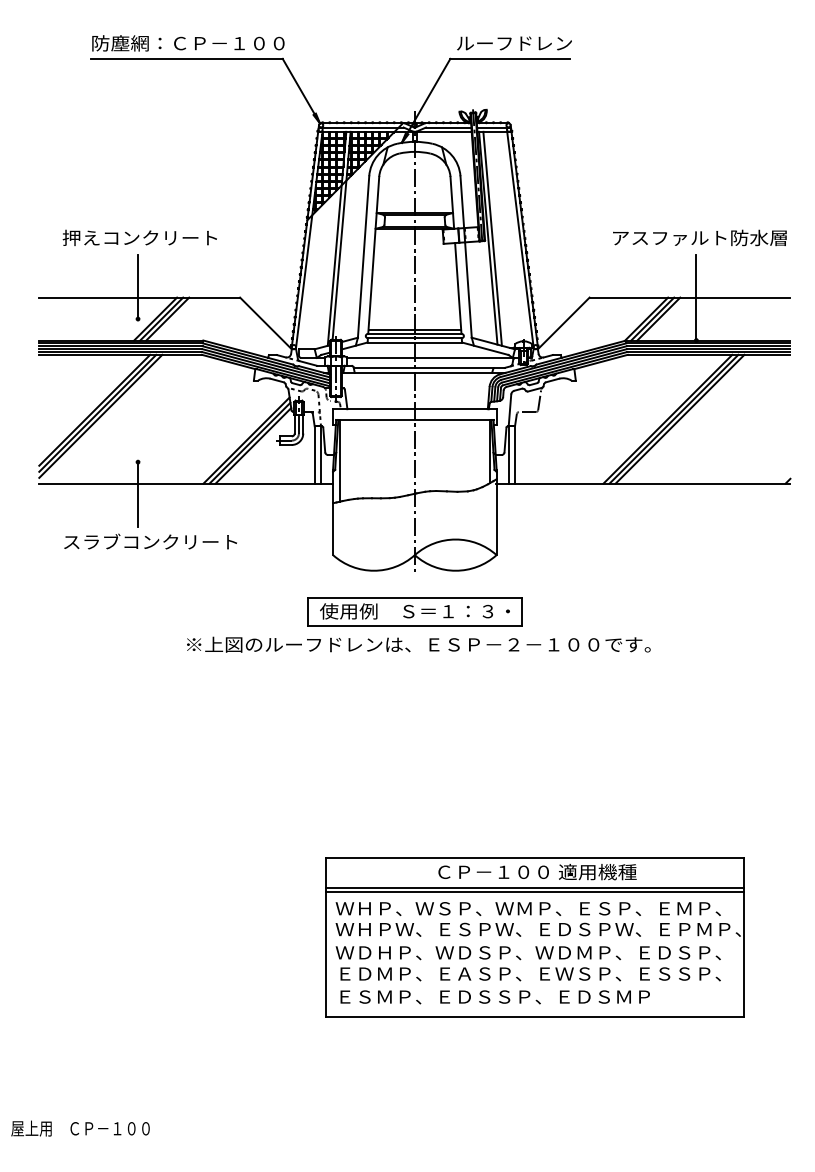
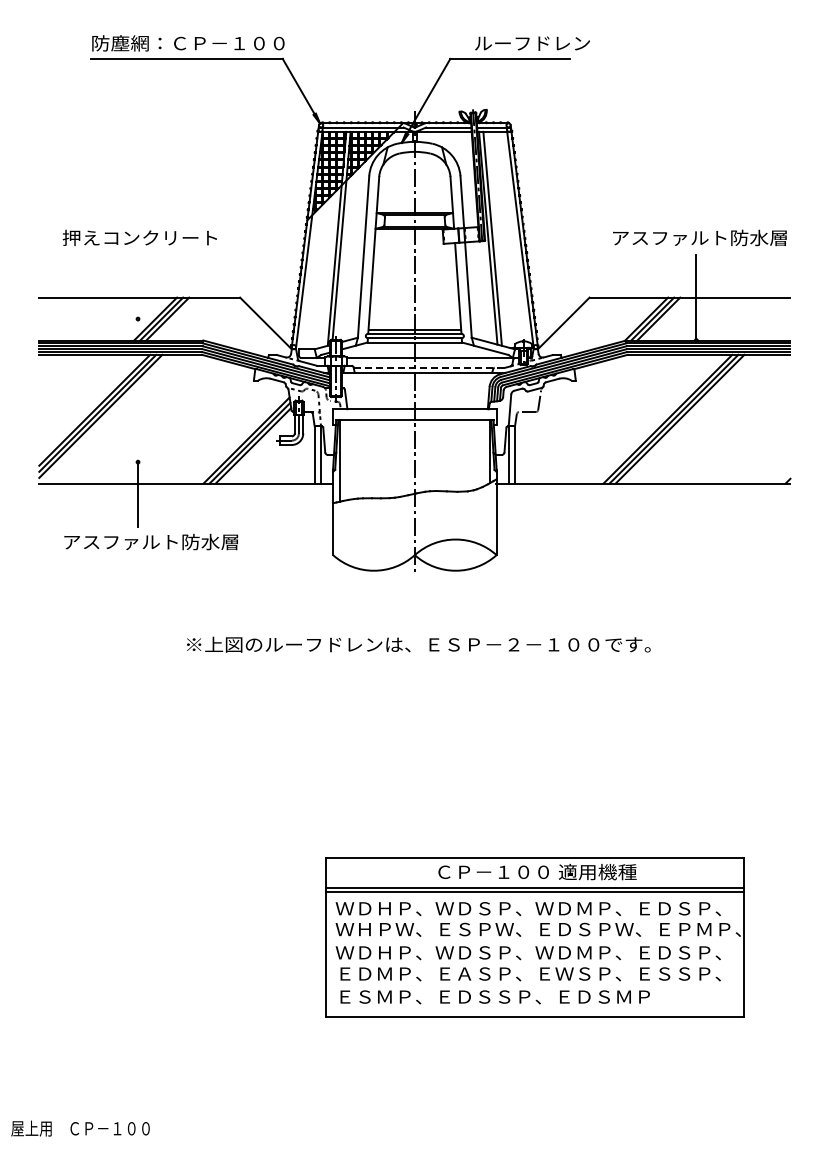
text position: (514, 43) -> (532, 43) (532, 43)
line: present -> none (138, 286)
line: solid -> dashed (429, 367)
text: スラブコンクリート -> アスファルト防水層 (151, 541)
part: present -> none (414, 611)
text: ＷＨＰ、ＷＳＰ、ＷＭＰ、ＥＳＰ、ＥＭＰ、 -> ＷＤＨＰ、ＷＤＳＰ、ＷＤＭＰ、ＥＤＳＰ、 (525, 909)
